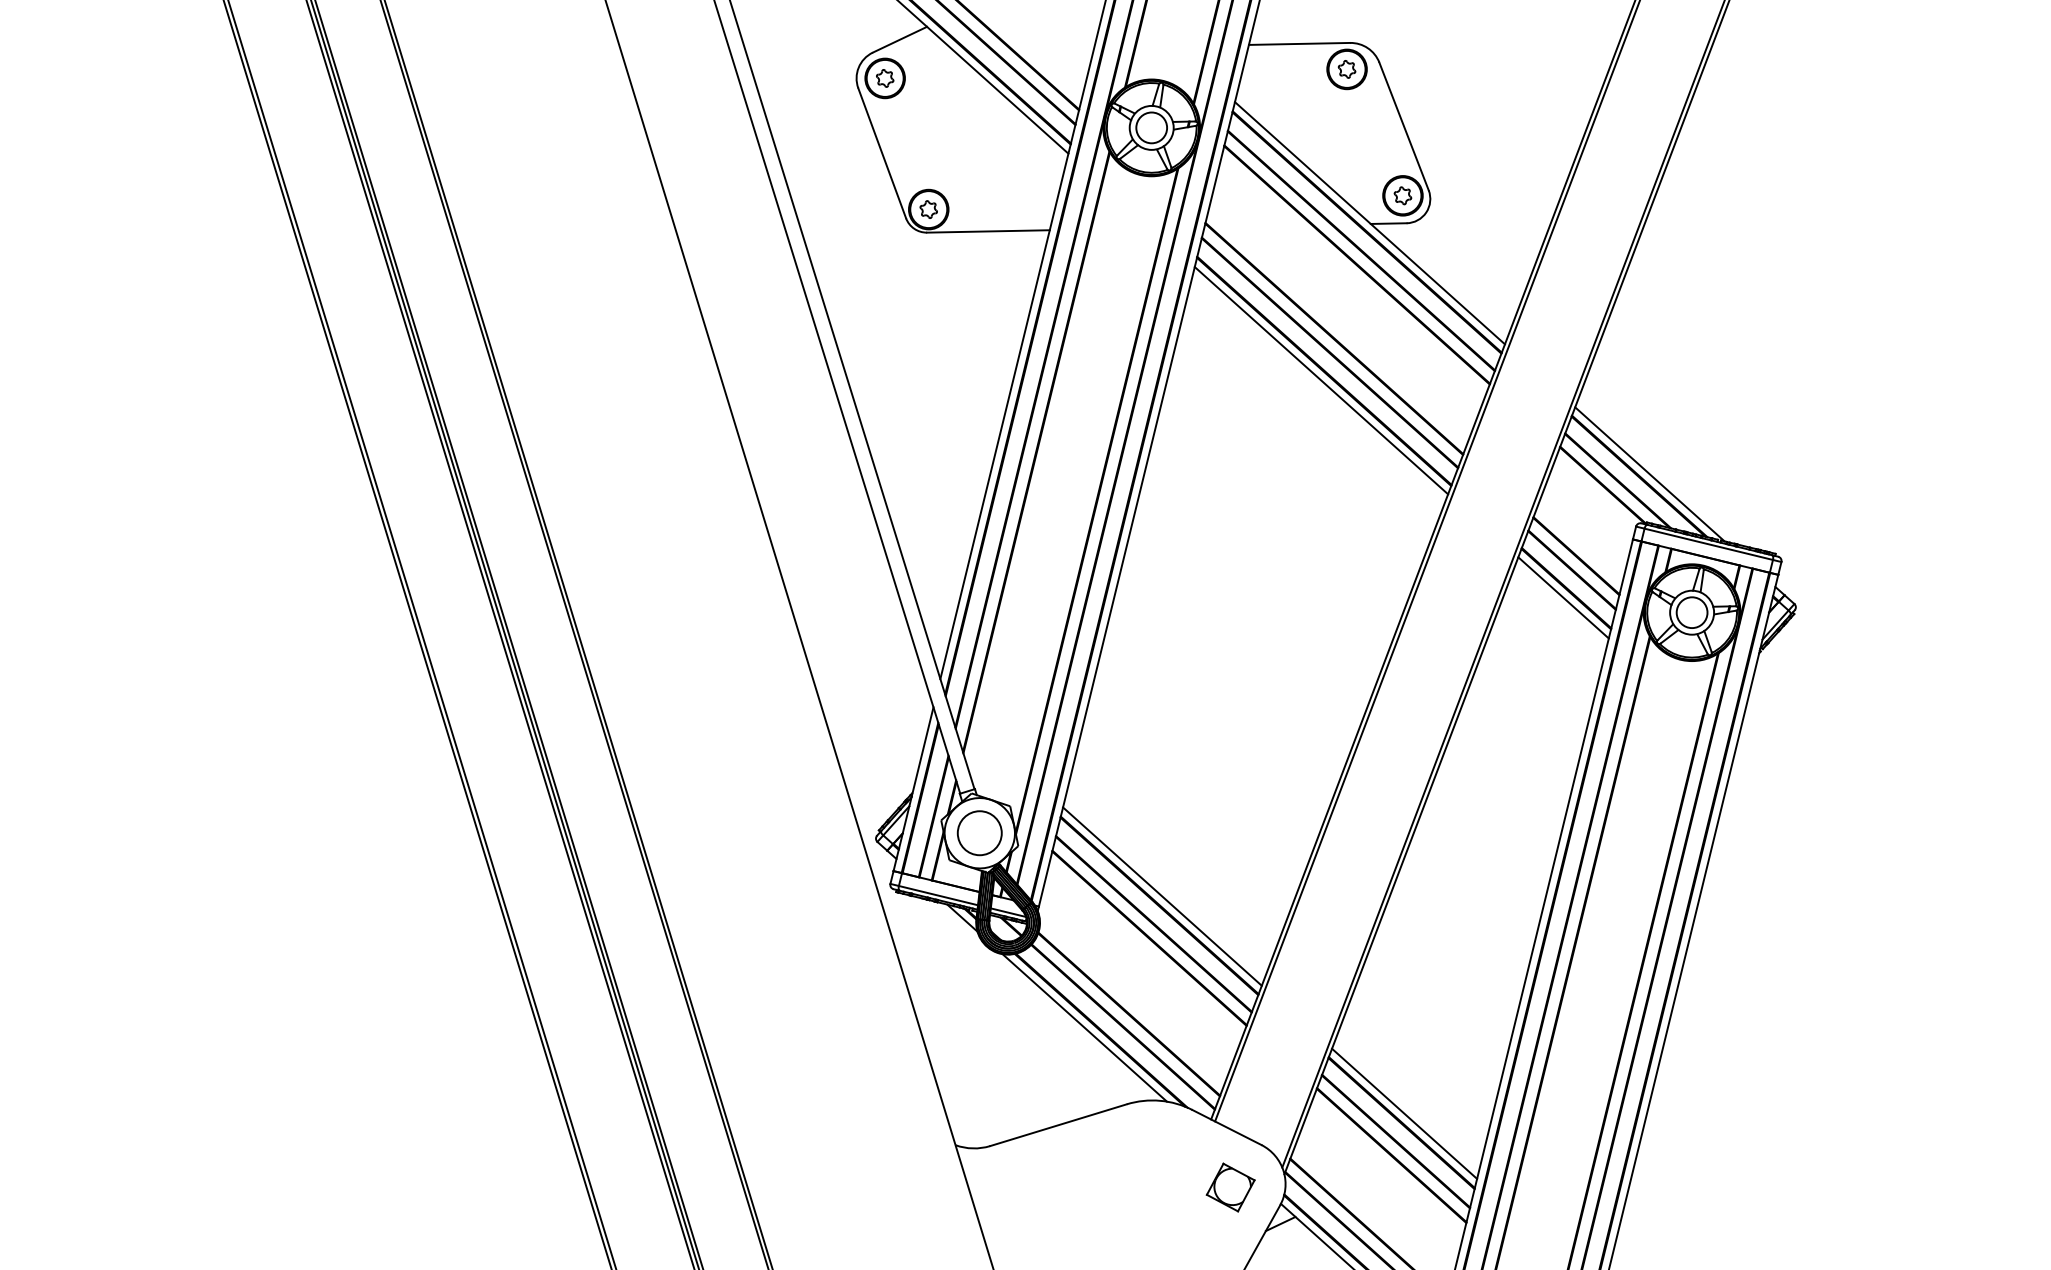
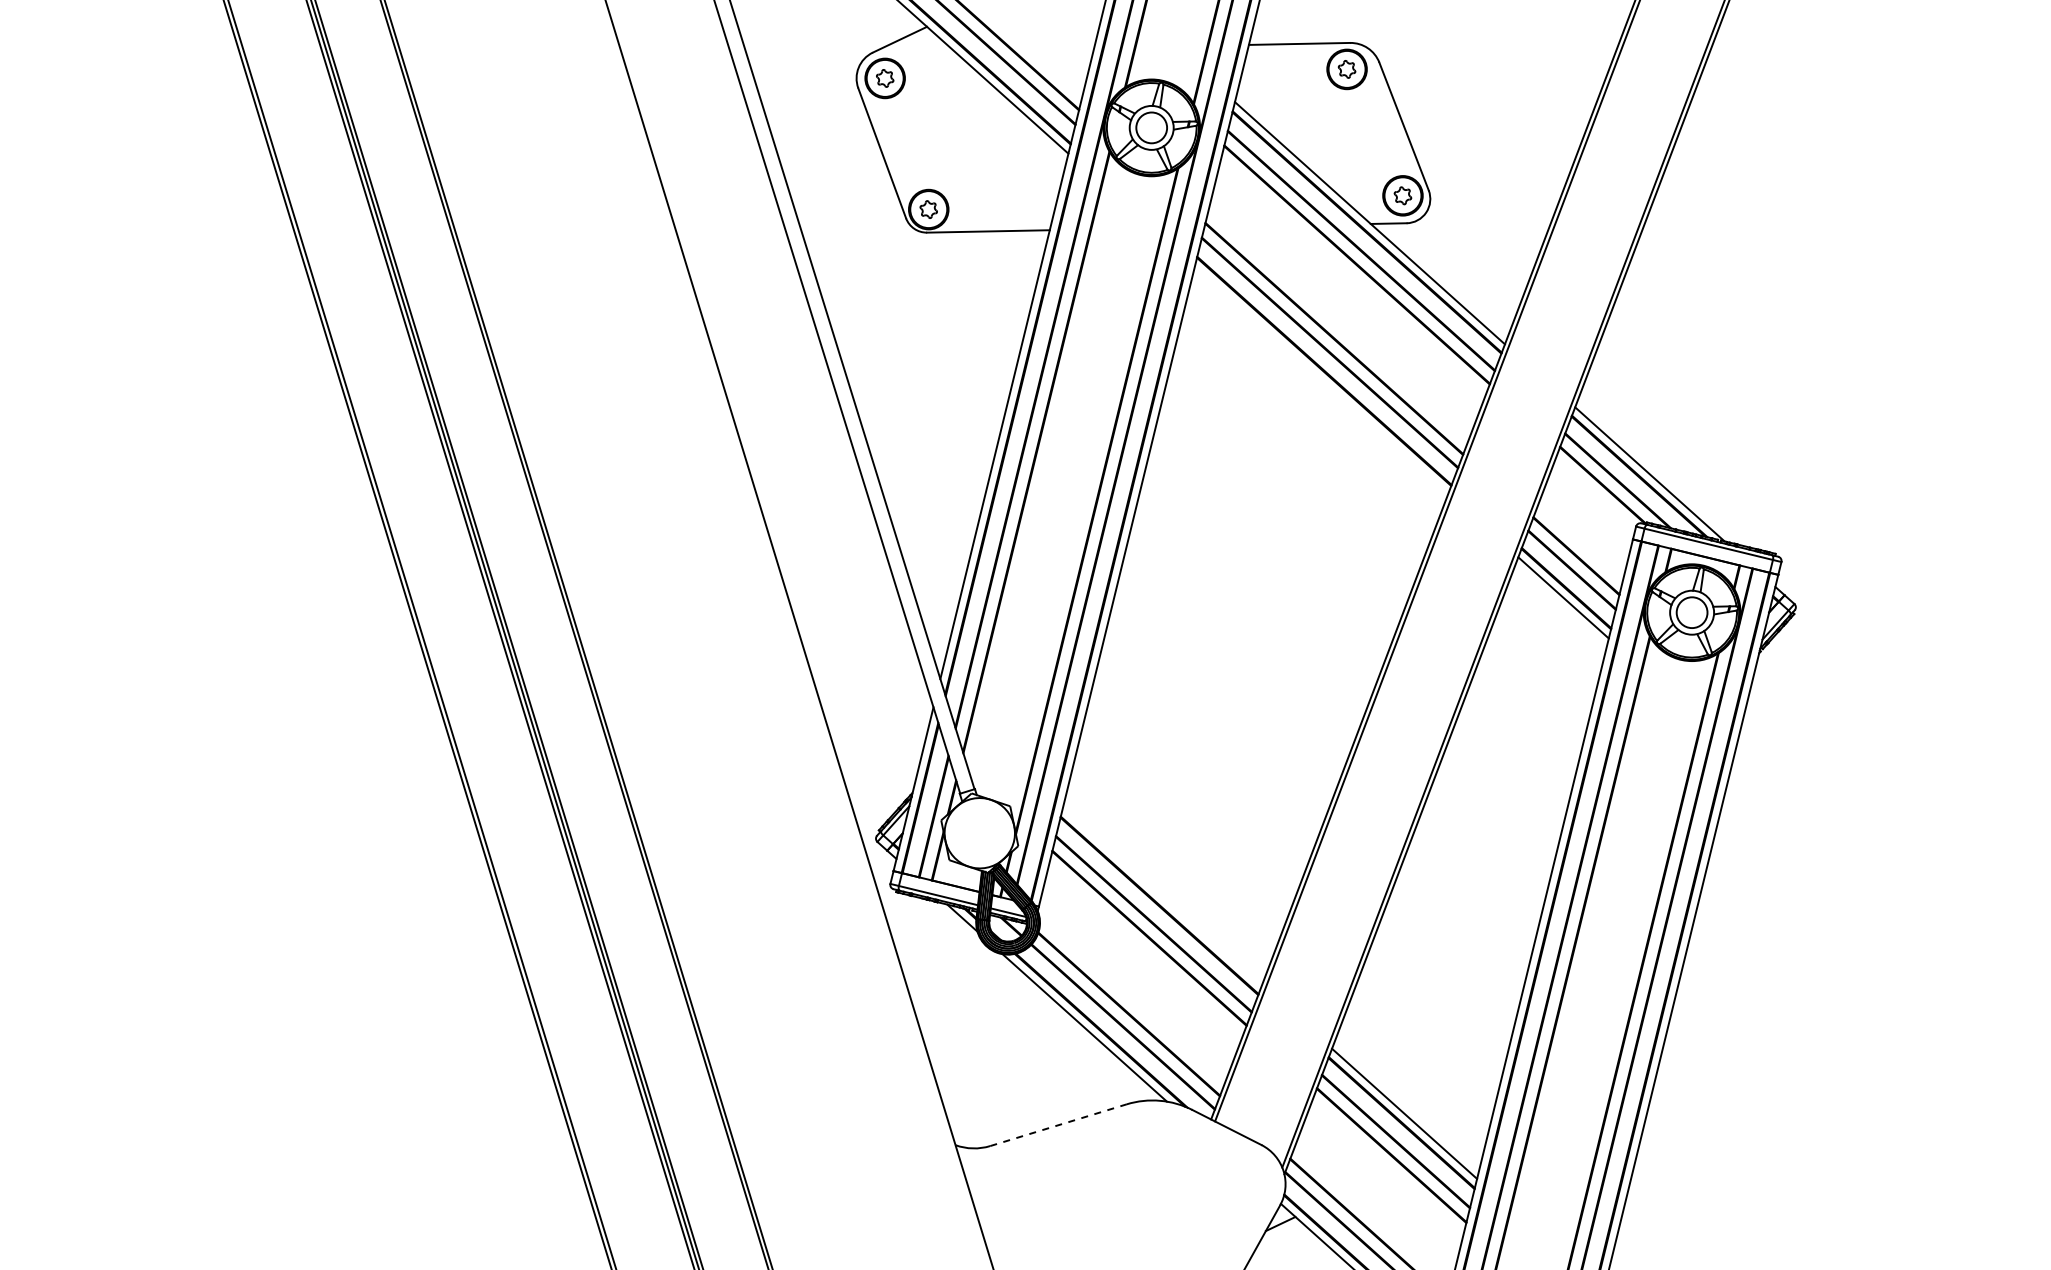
line: present -> none (1321, 380)
circle: present -> none (979, 833)
line: present -> none (1162, 896)
line: solid -> dashed (1059, 1125)
part: present -> none (1230, 1187)
